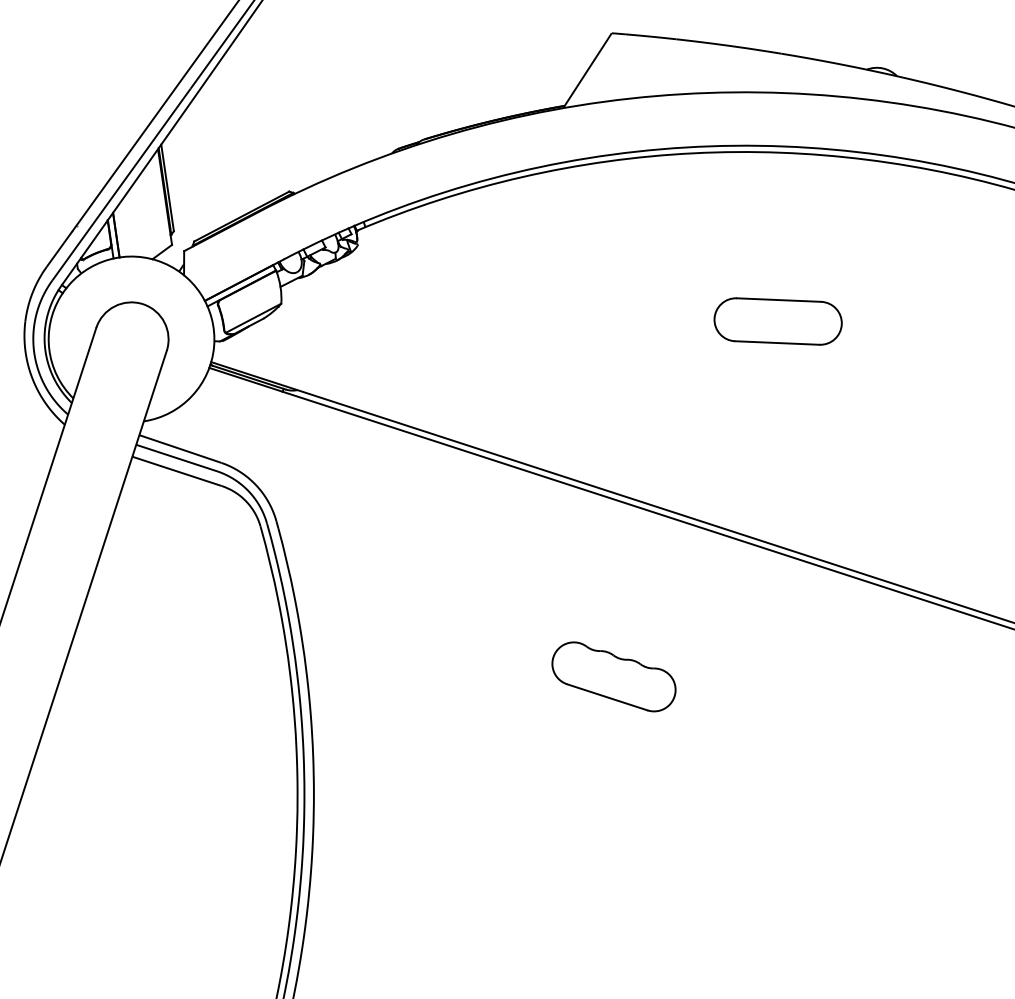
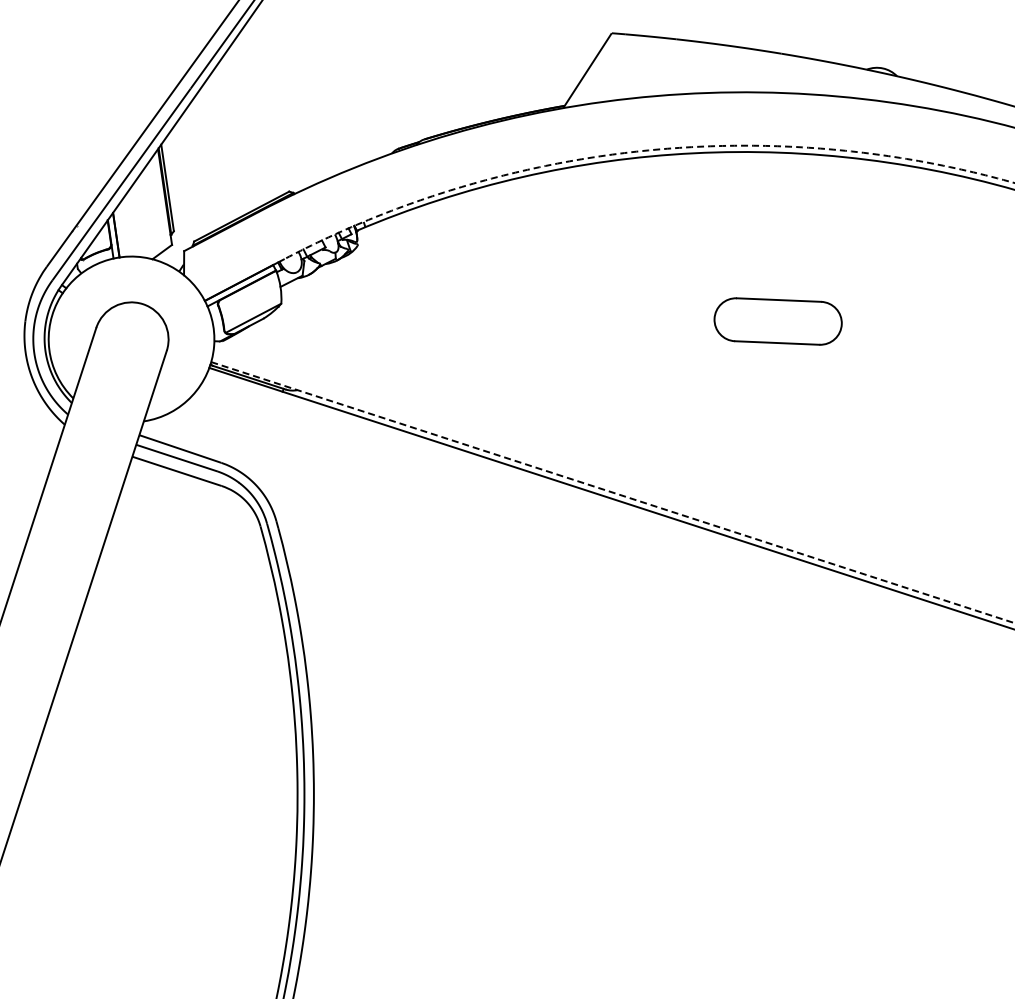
arc: solid -> dashed (641, 151)
line: solid -> dashed (613, 492)
part: present -> none (613, 676)
